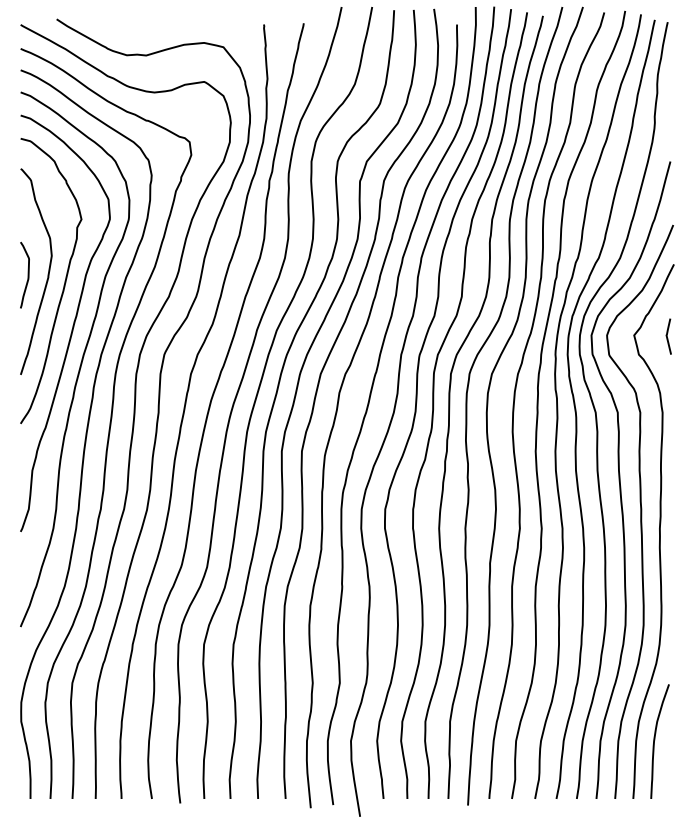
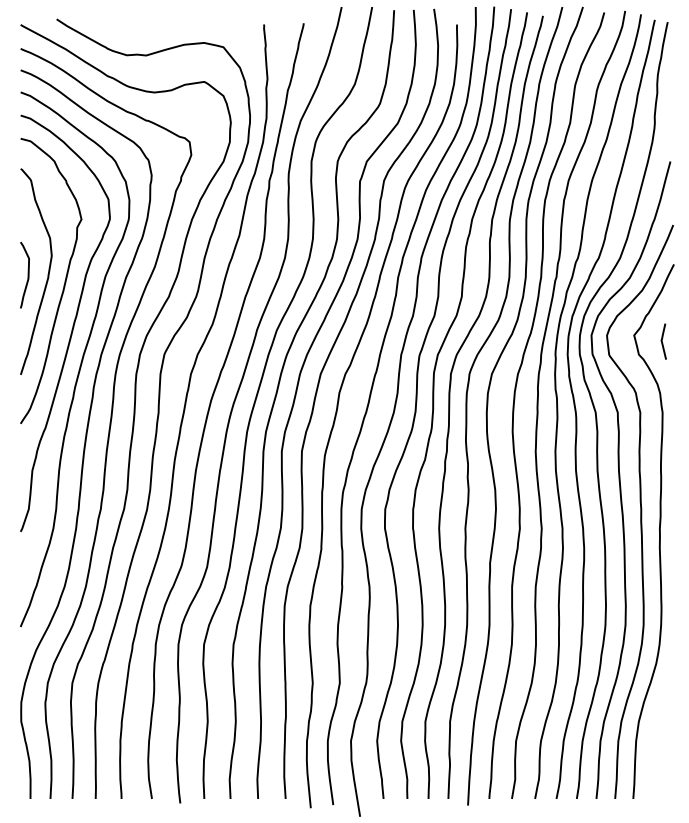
line position: (667, 336) -> (662, 341) (662, 341)
curve: present -> none (655, 740)
